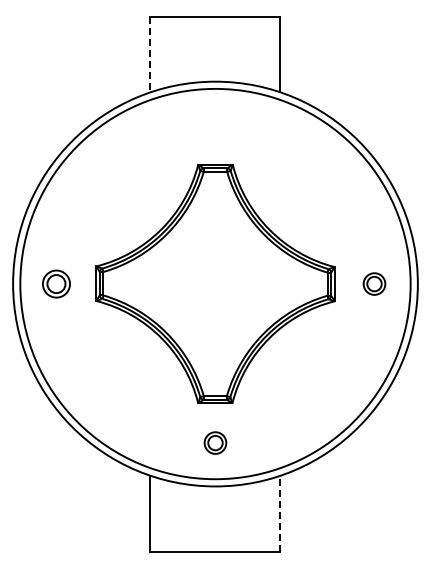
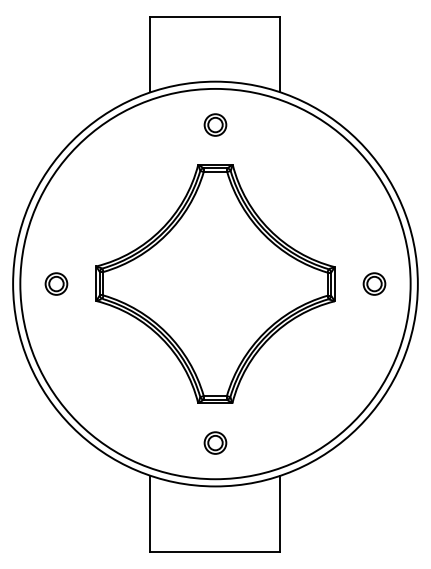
line: dashed -> solid (150, 54)
part: none -> present (215, 124)
part size: 29x30 px -> 25x24 px (56, 283)
line: dashed -> solid (280, 513)
